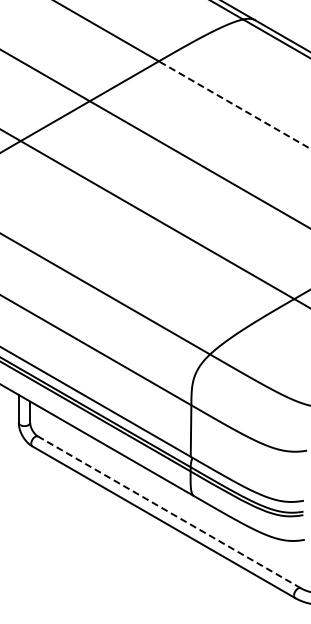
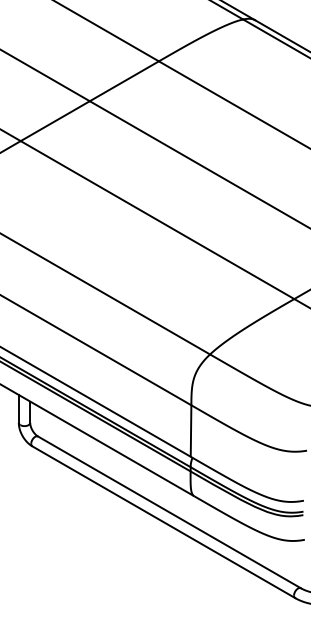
line: dashed -> solid (234, 104)
line: dashed -> solid (169, 512)
